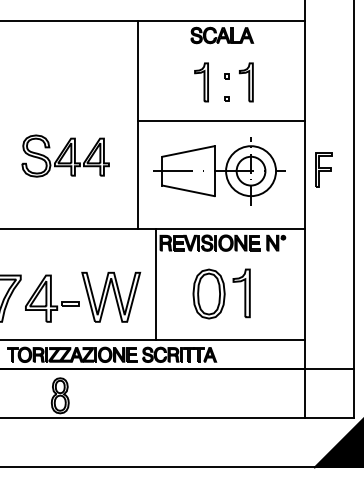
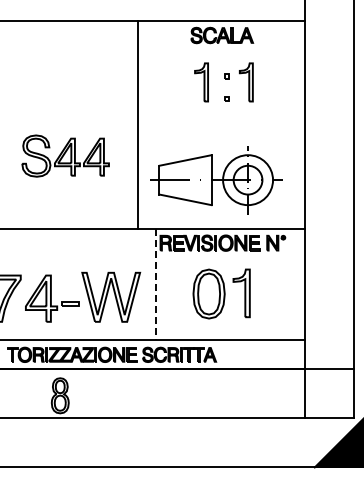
line: present -> none (221, 120)
part: present -> none (323, 169)
part position: (219, 171) -> (216, 180) (216, 180)
line: solid -> dashed (155, 285)
